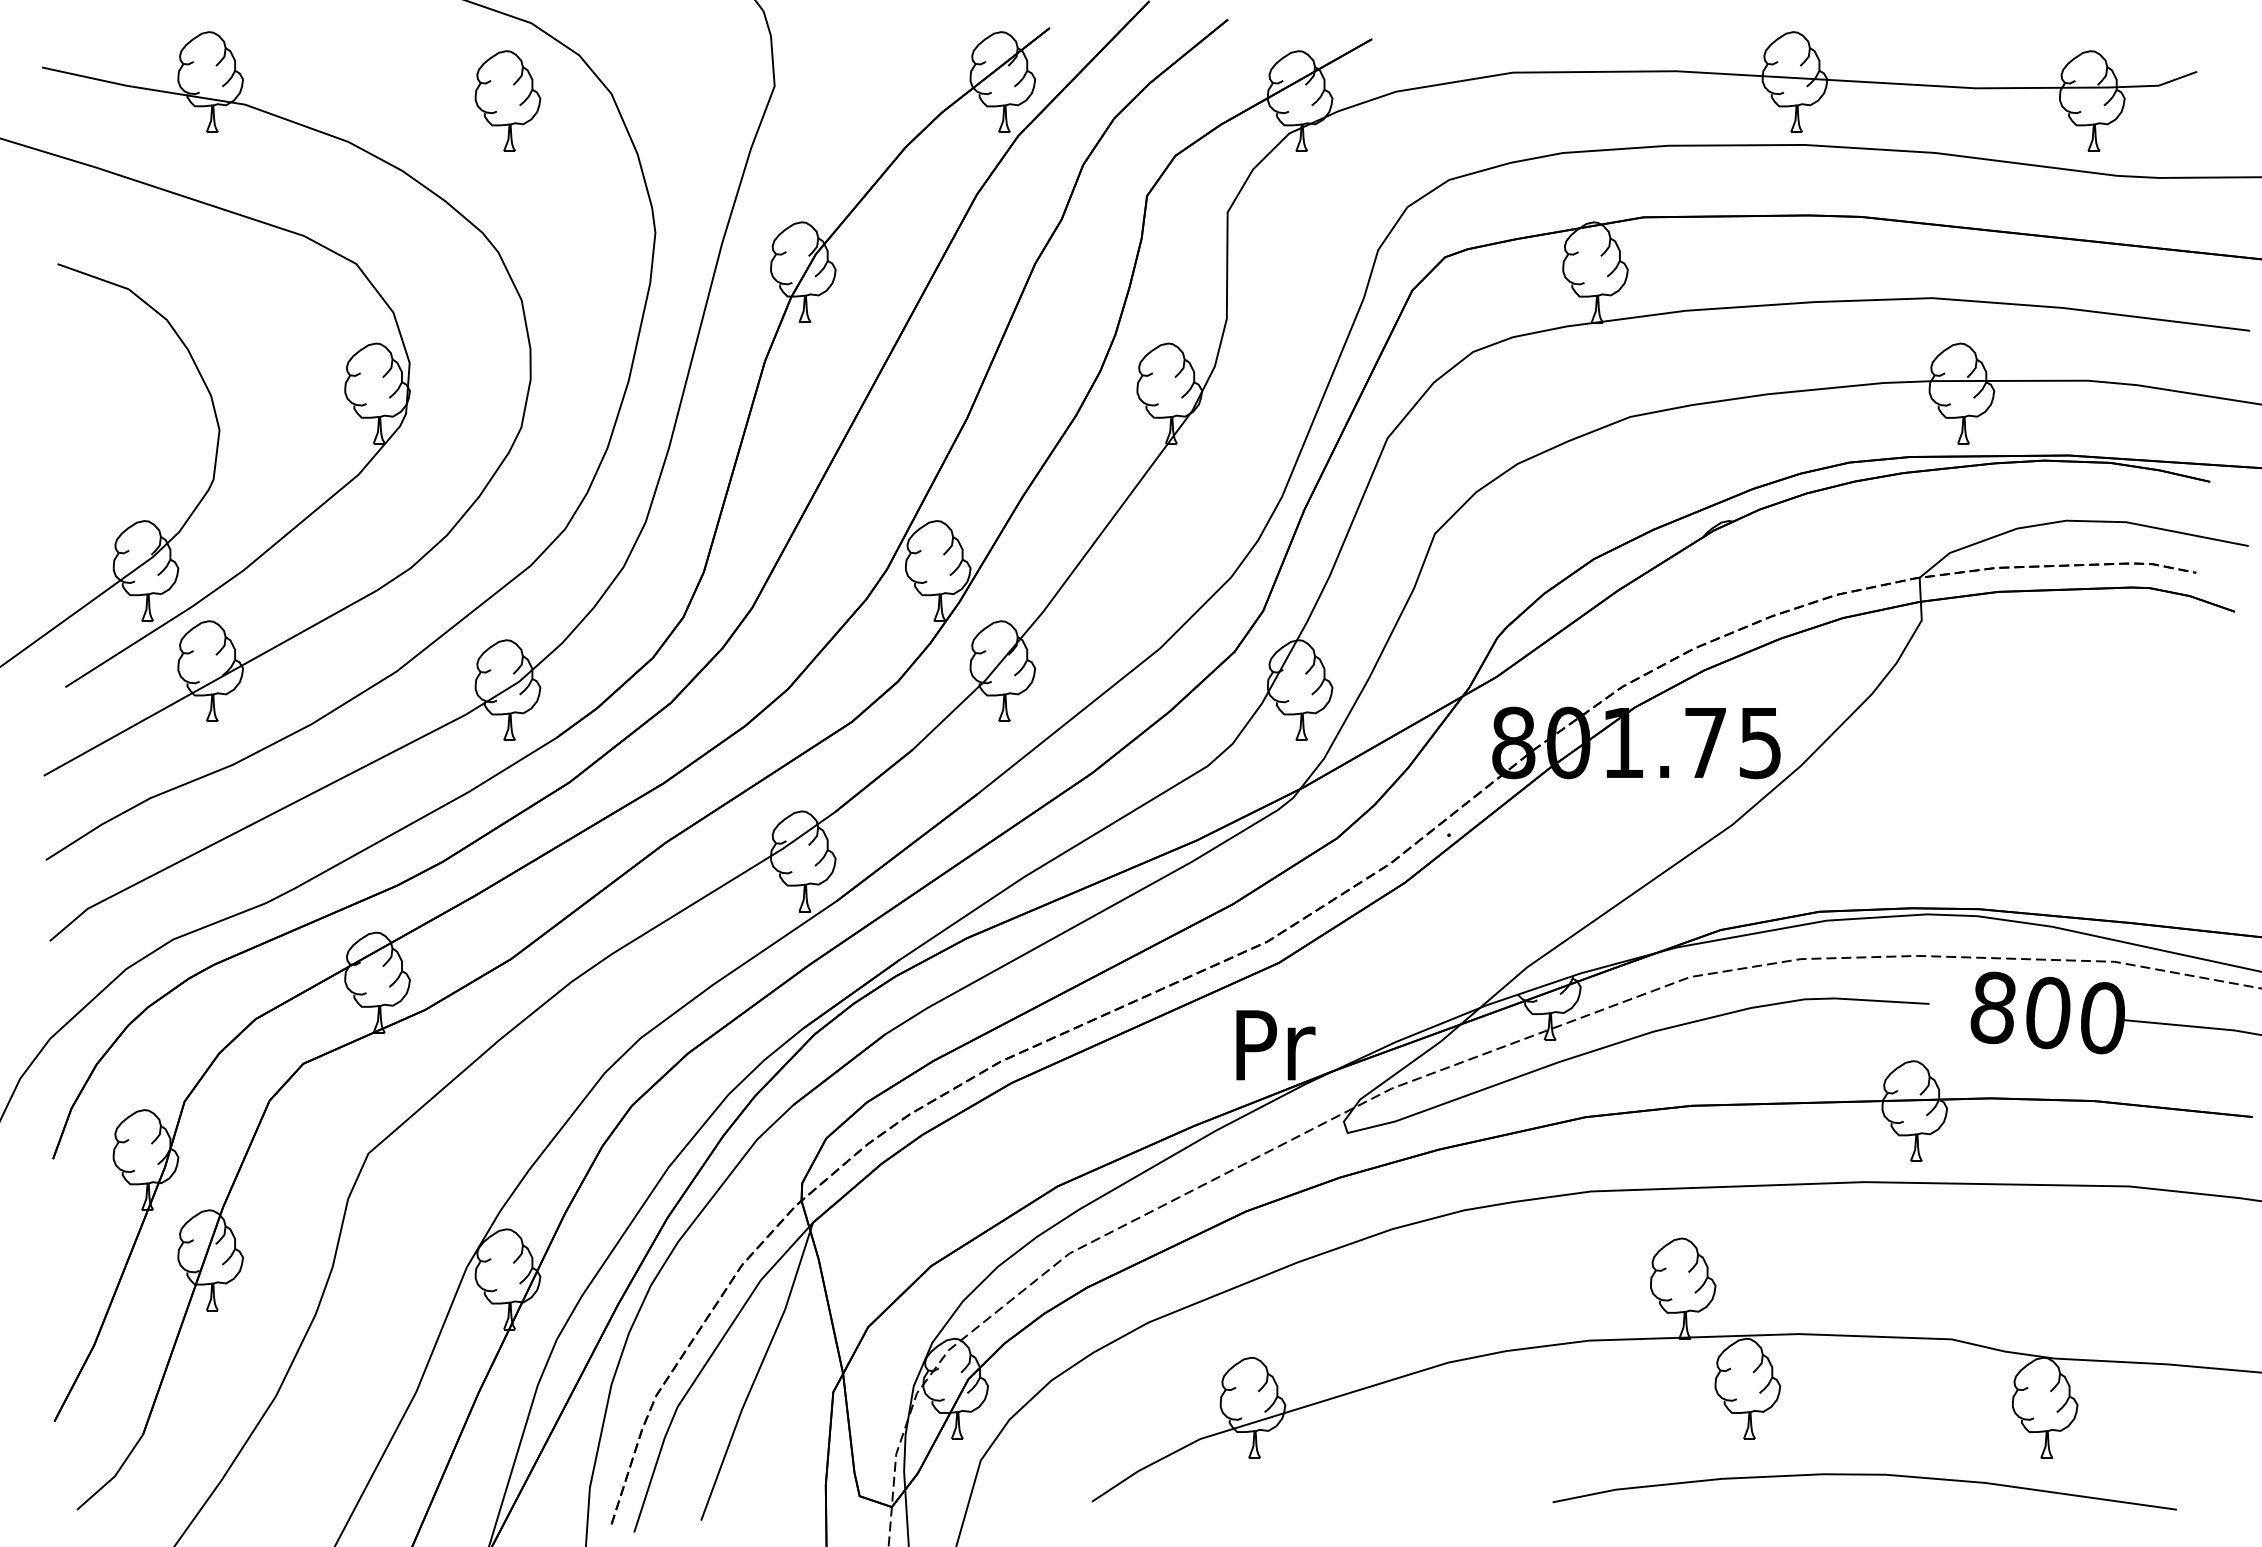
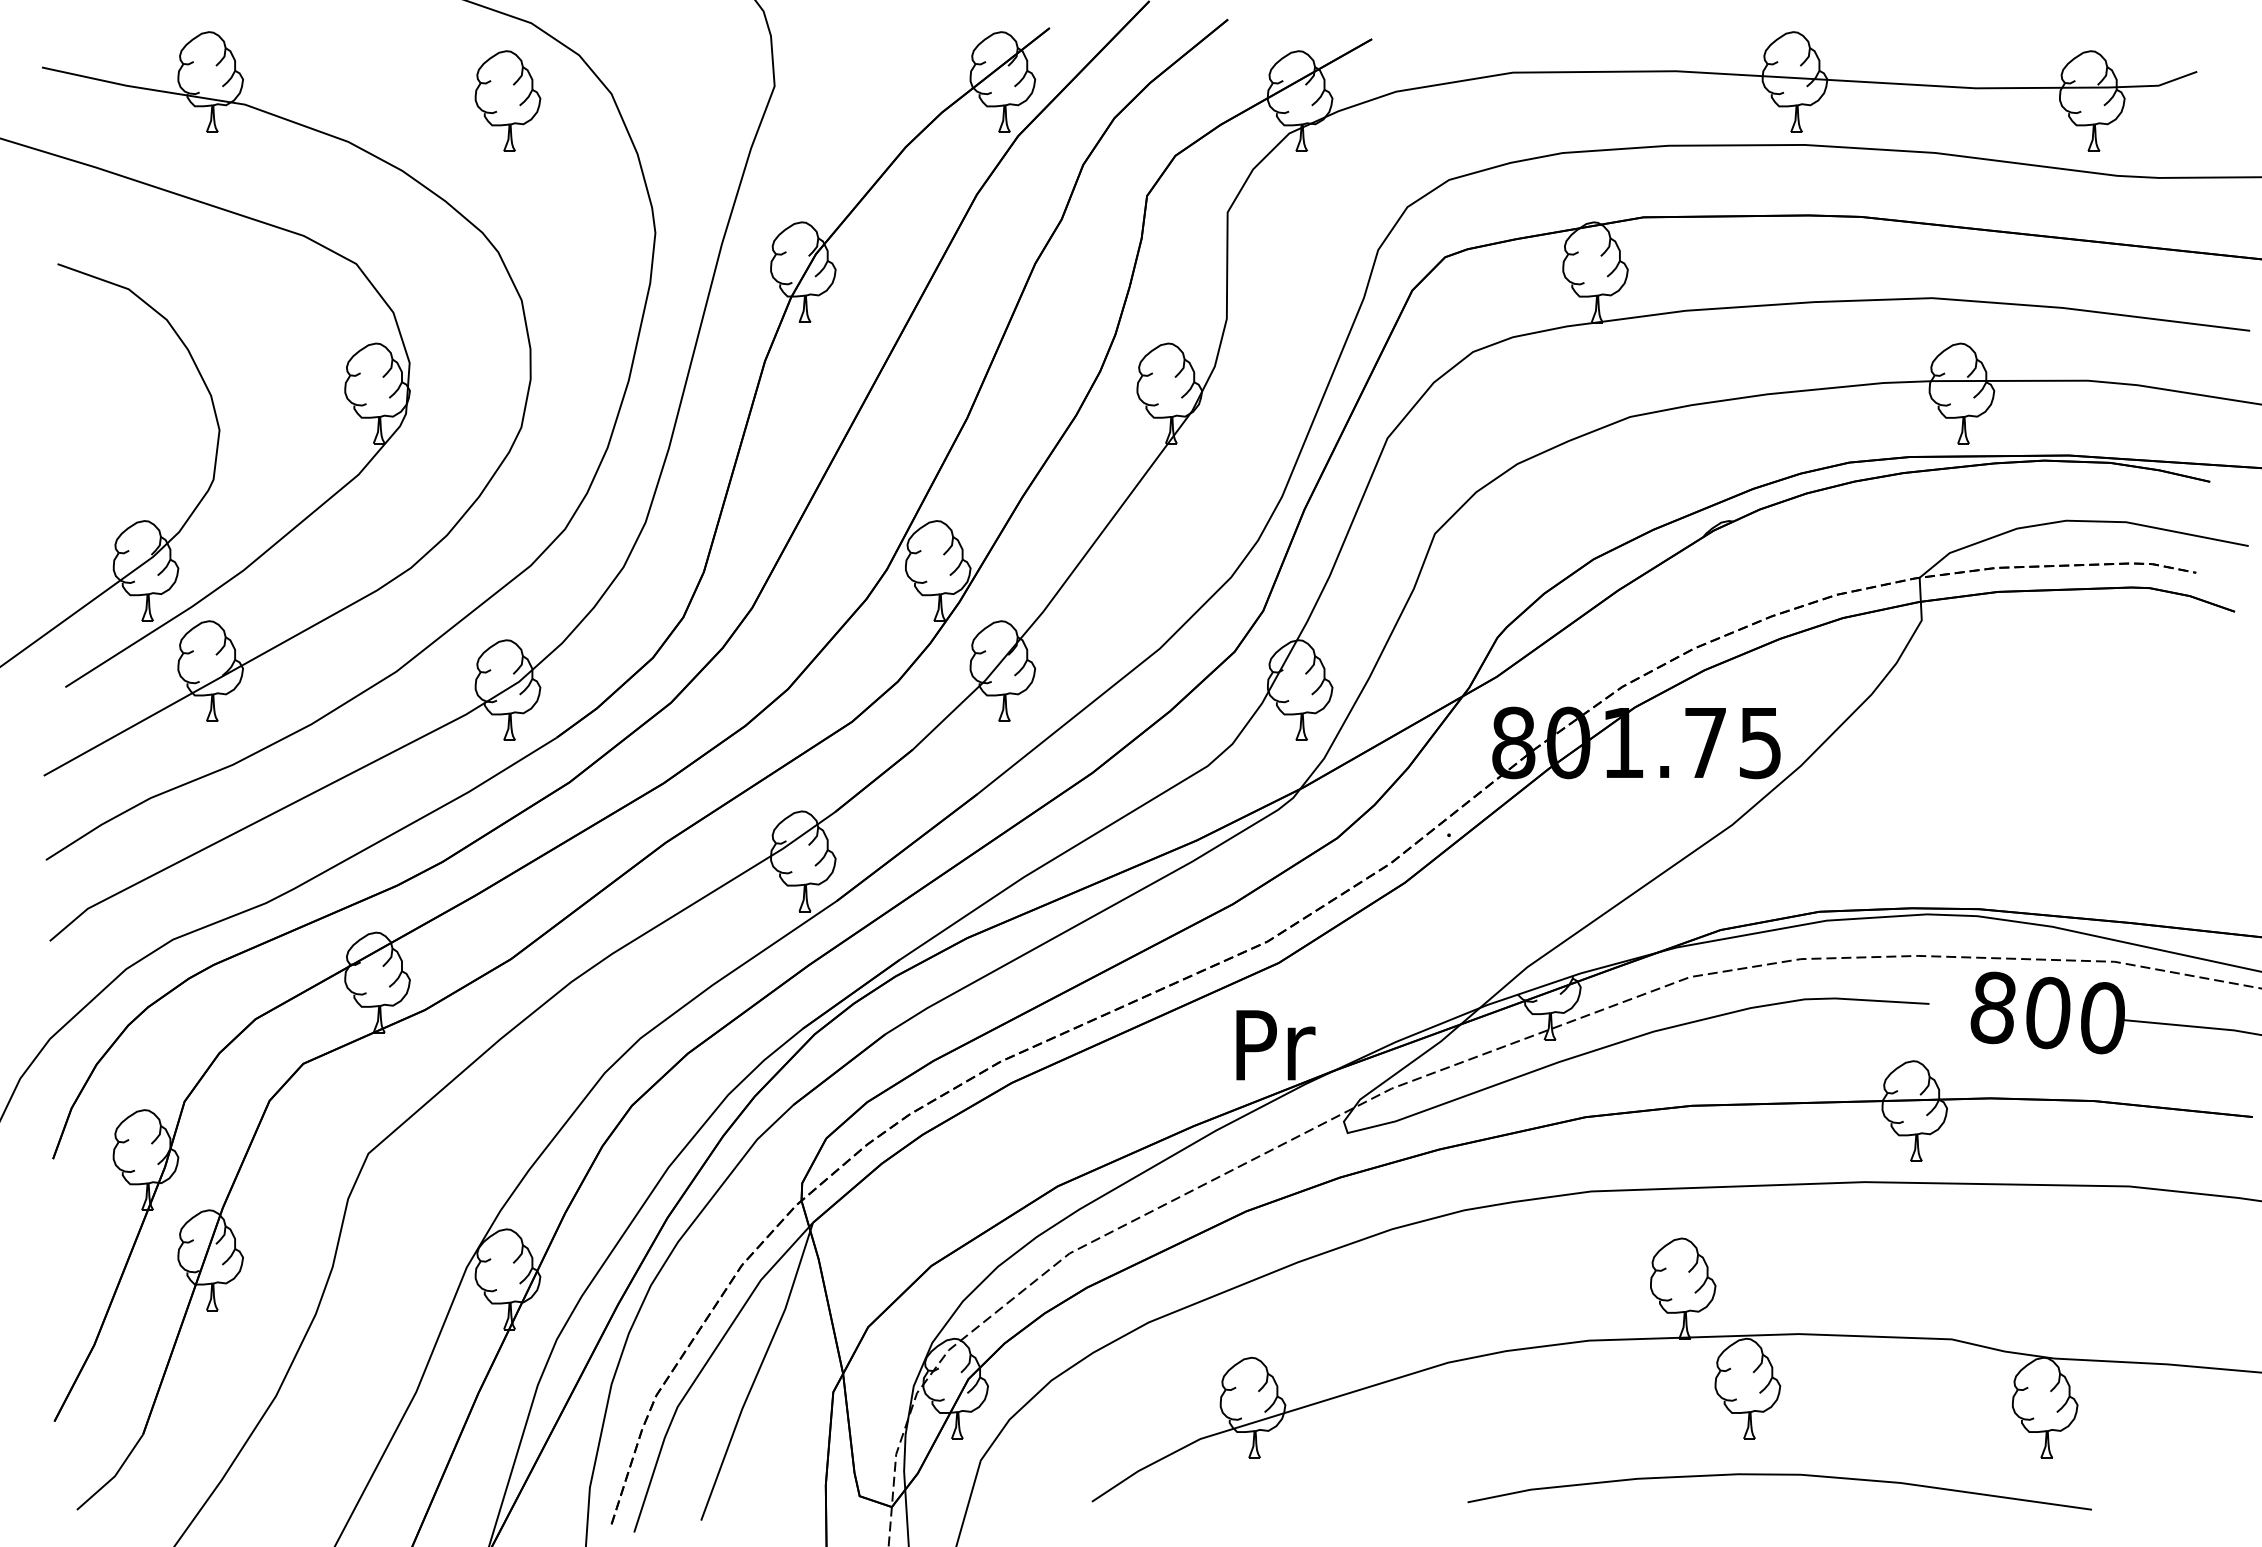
curve position: (1864, 1475) -> (1779, 1475) (1779, 1475)
